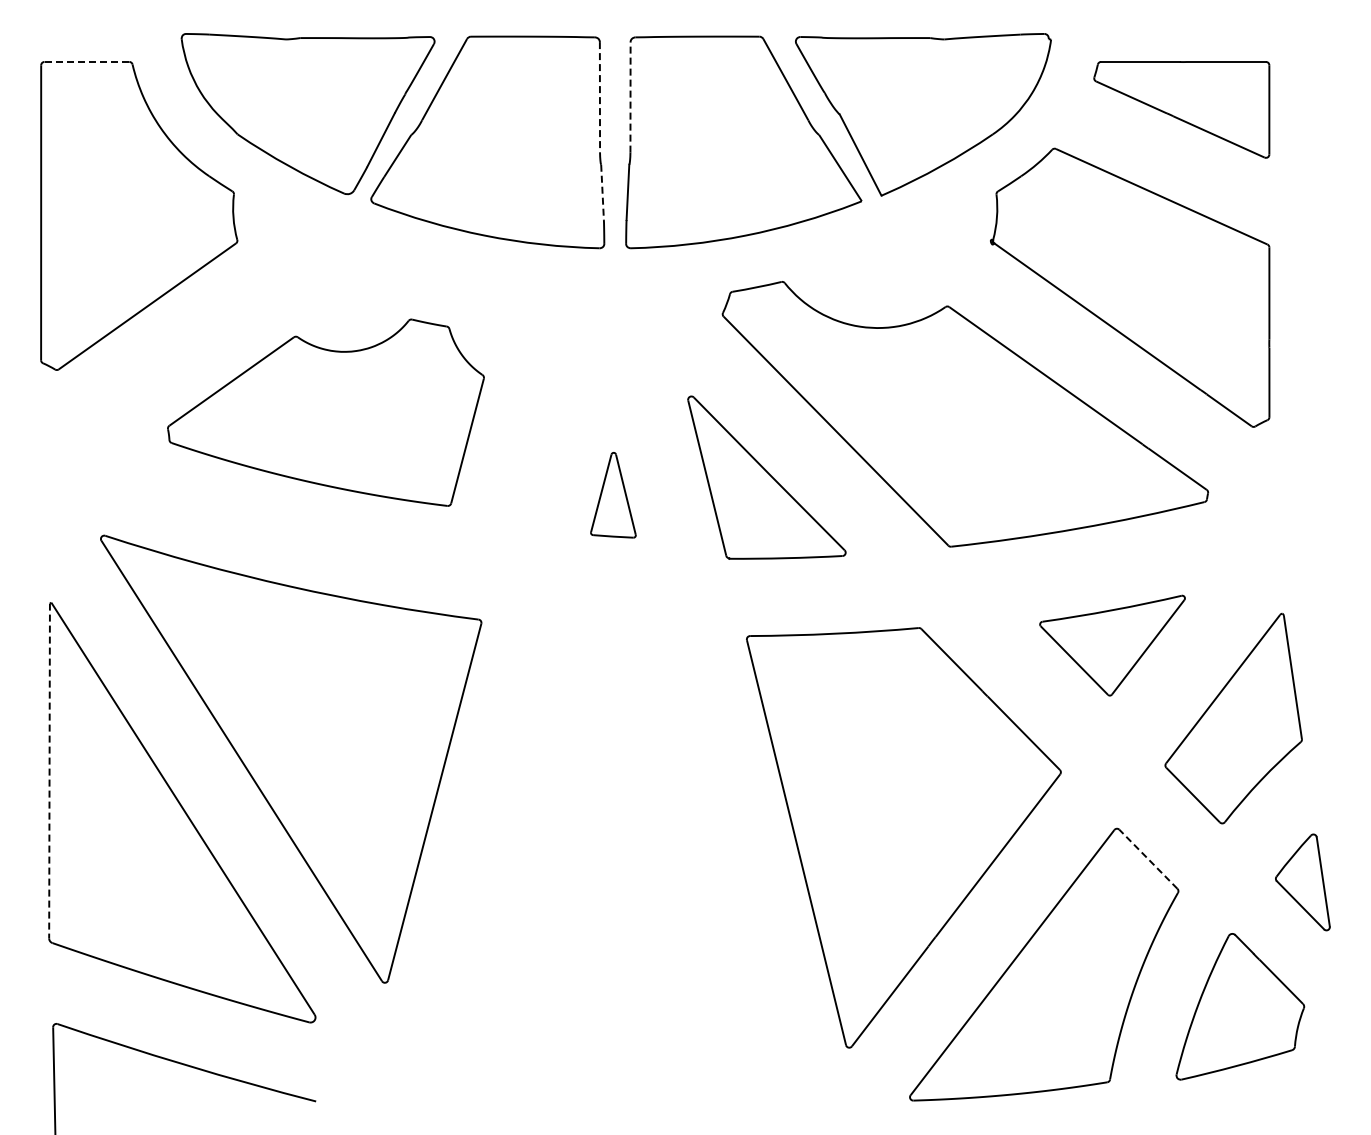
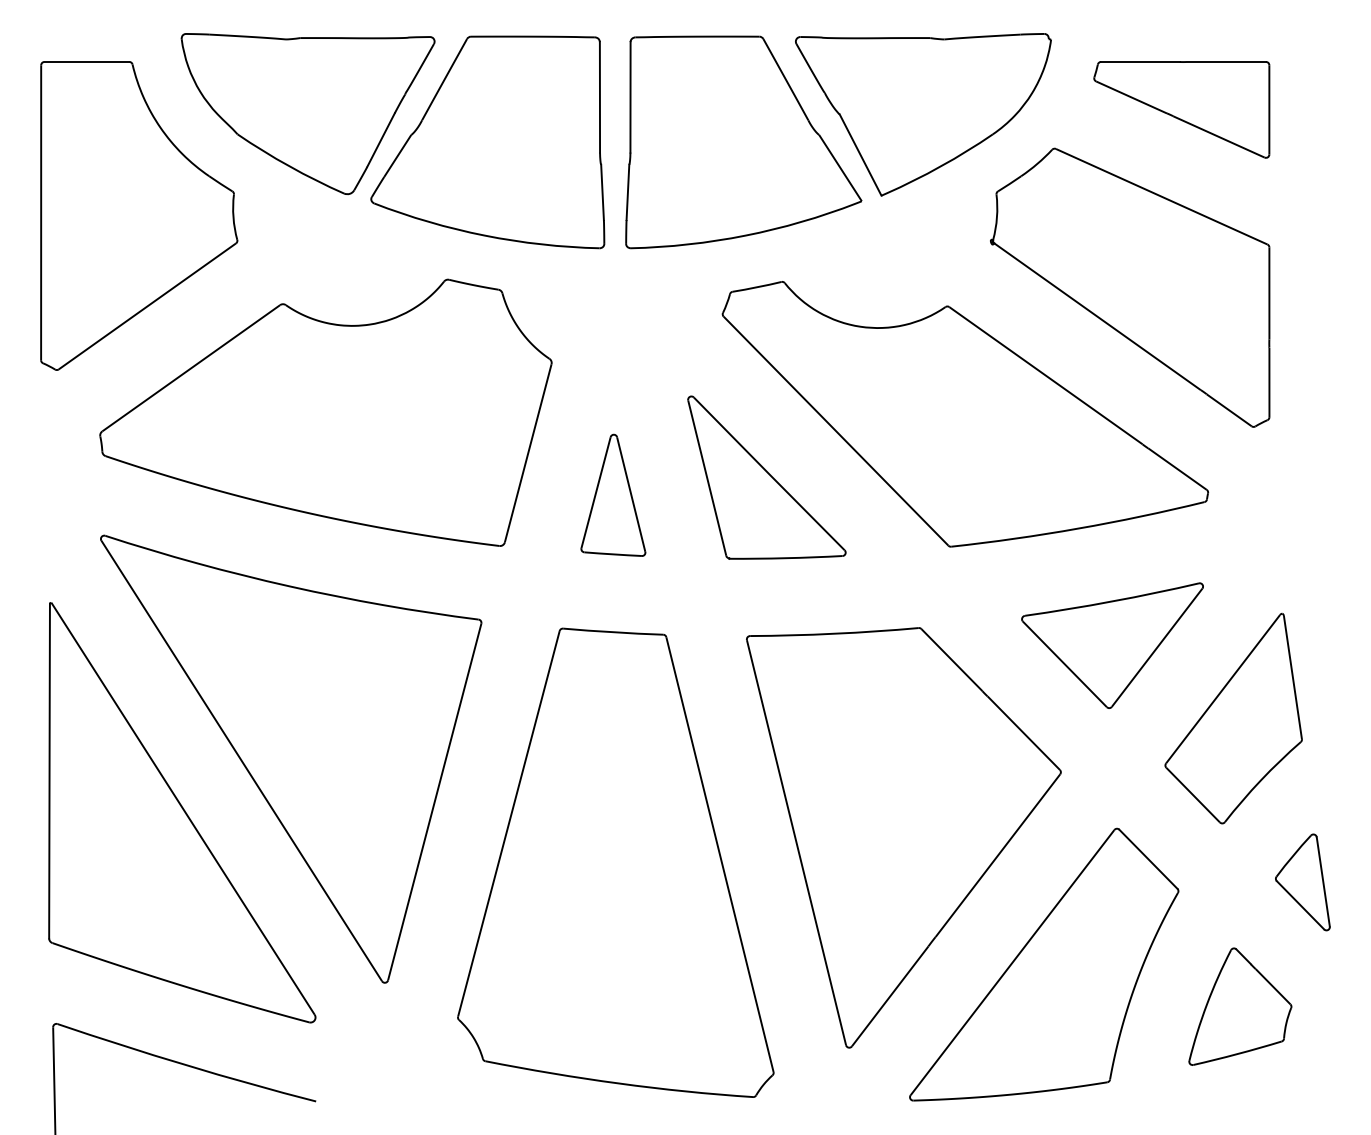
line: dashed -> solid (86, 61)
line: dashed -> solid (630, 96)
line: dashed -> solid (599, 97)
line: dashed -> solid (602, 192)
part size: 318x189 px -> 454x269 px (325, 412)
part size: 47x87 px -> 67x124 px (613, 494)
part size: 147x103 px -> 183x127 px (1112, 645)
line: dashed -> solid (49, 771)
line: dashed -> solid (1148, 858)
part: none -> present (615, 862)
part size: 131x148 px -> 105x119 px (1240, 1006)
